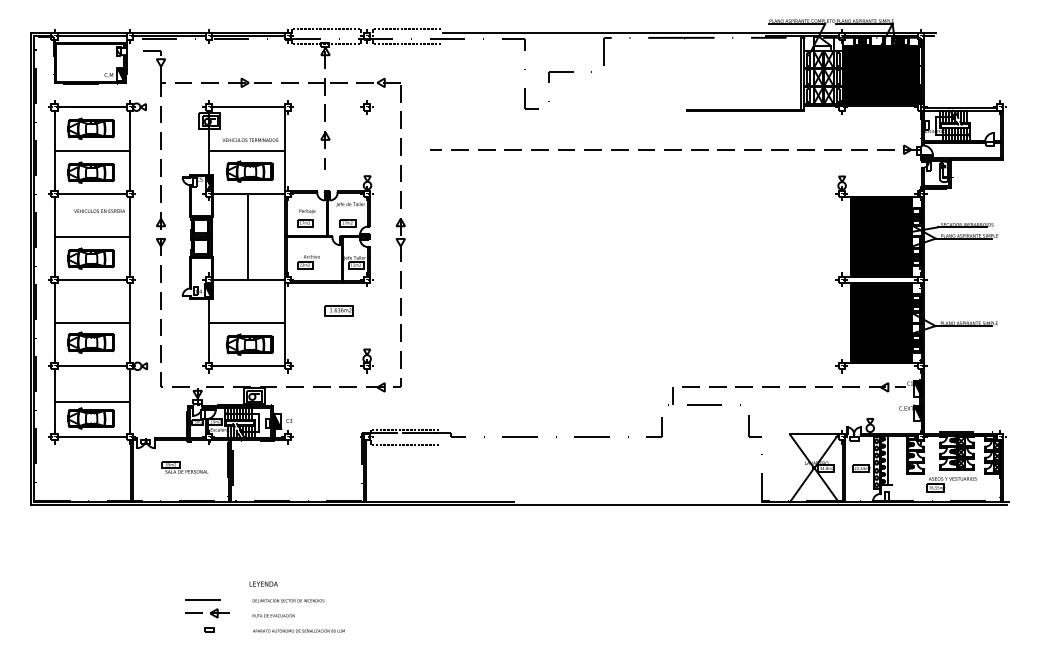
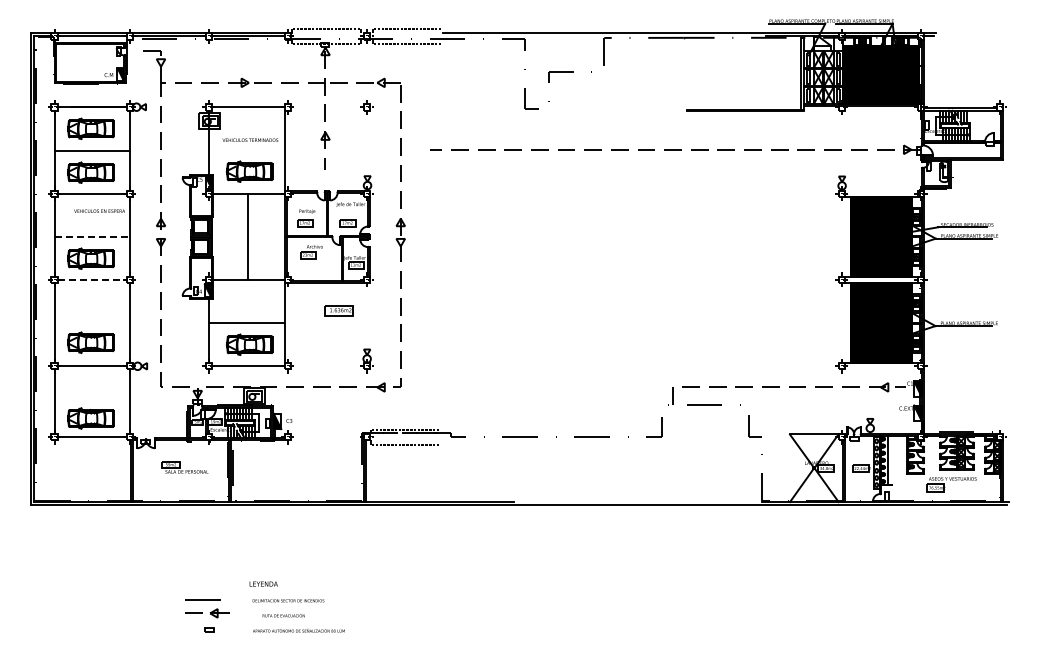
line: present -> none (245, 150)
line: solid -> dashed (92, 236)
part position: (308, 262) -> (311, 252) (311, 252)
line: solid -> dashed (92, 279)
line: present -> none (91, 323)
line: present -> none (91, 401)
text position: (273, 615) -> (283, 615) (283, 615)
